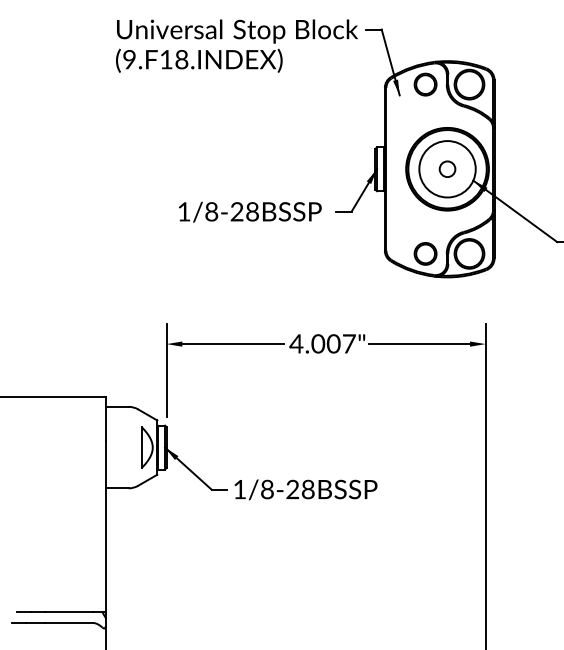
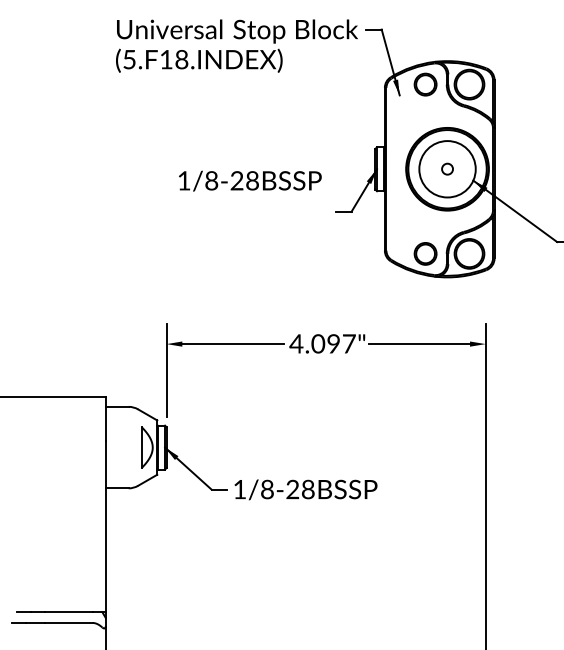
text: (9.F18.INDEX) -> (5.F18.INDEX) (129, 59)
circle size: 19x18 px -> 13x14 px (447, 168)
text position: (250, 211) -> (250, 180) (250, 180)
text: 4.007" -> 4.097" (333, 344)
